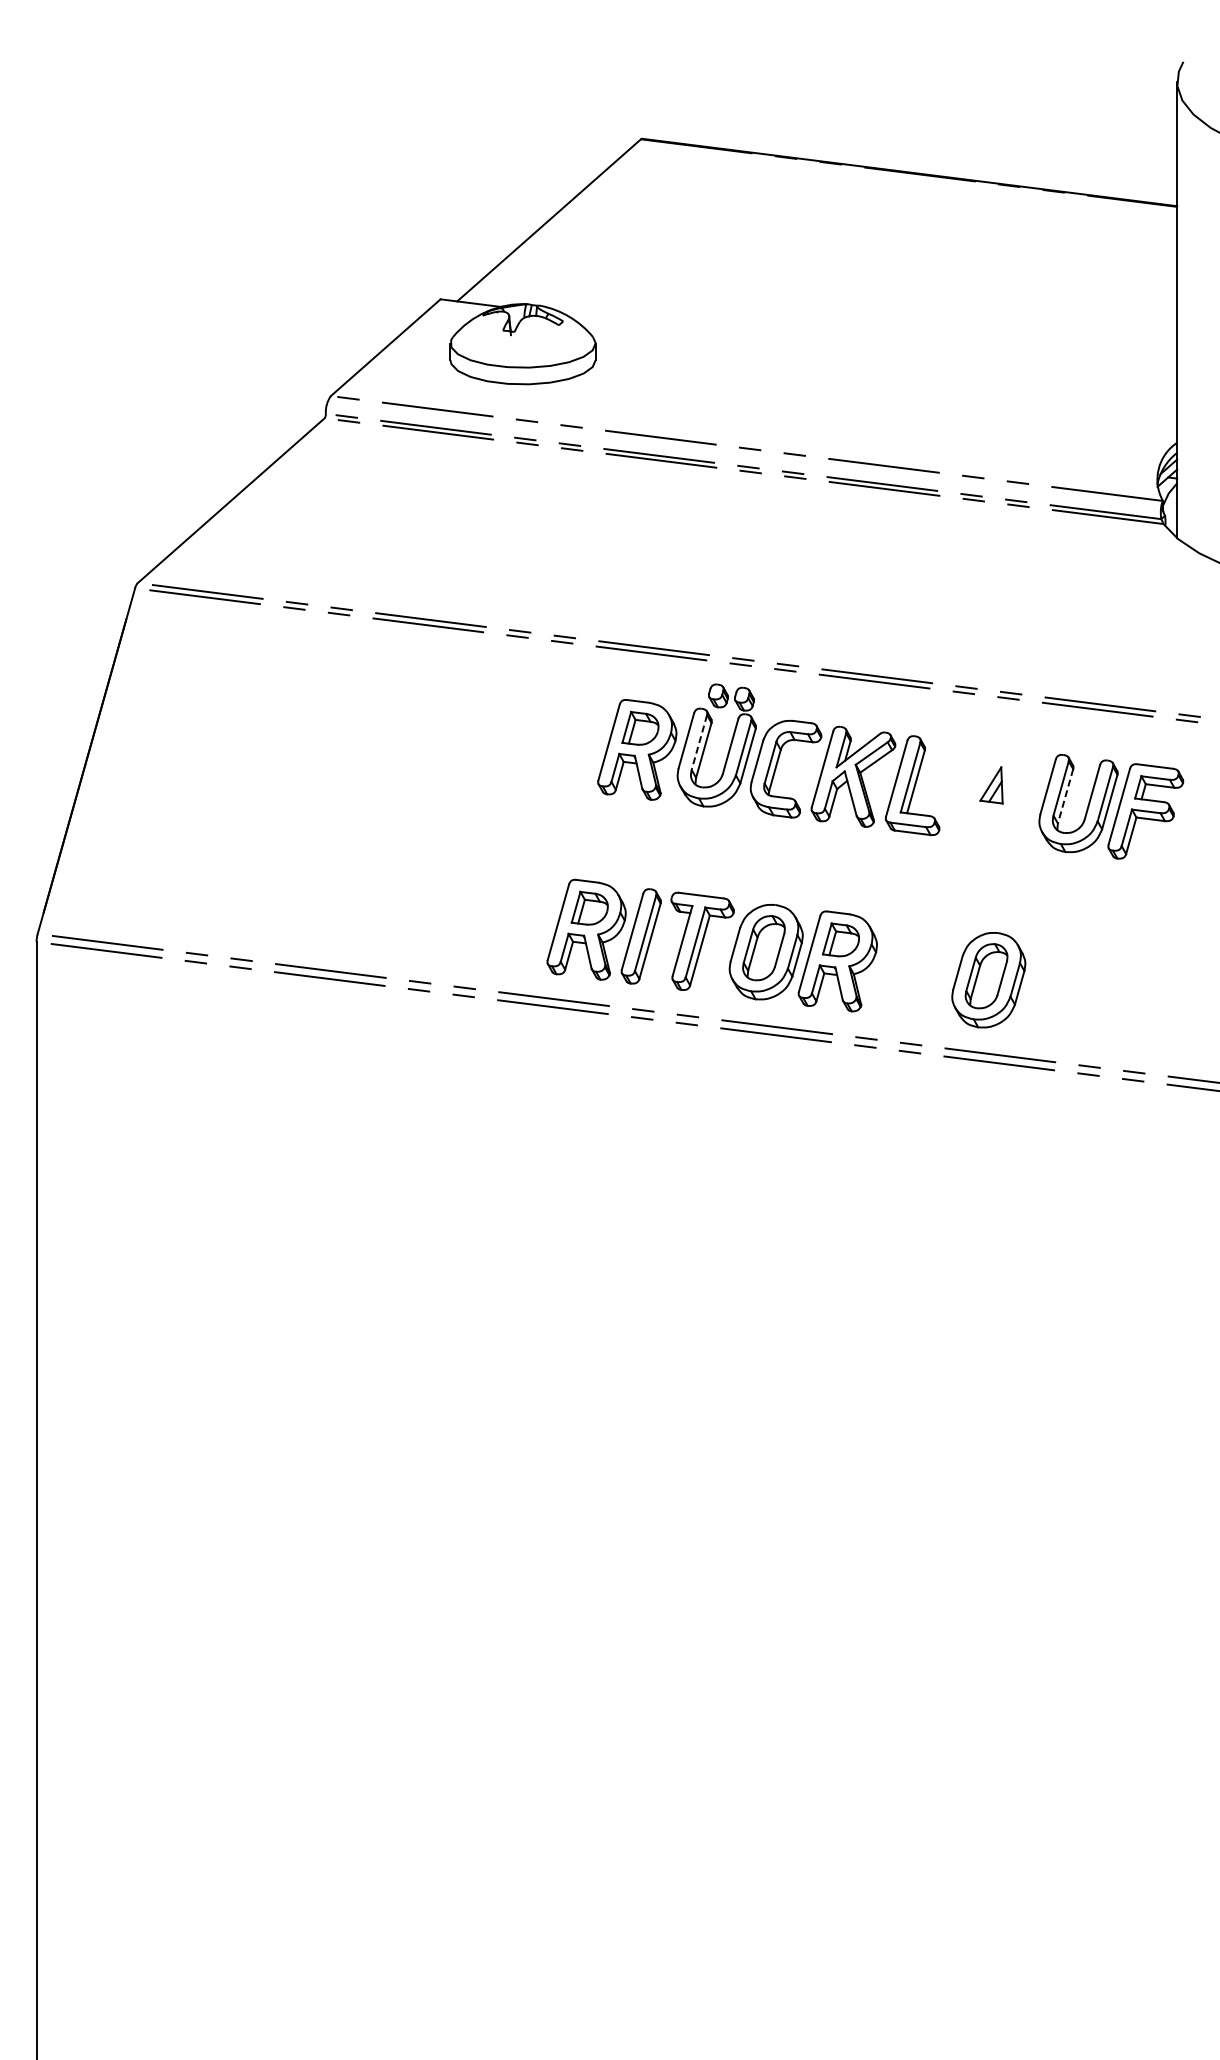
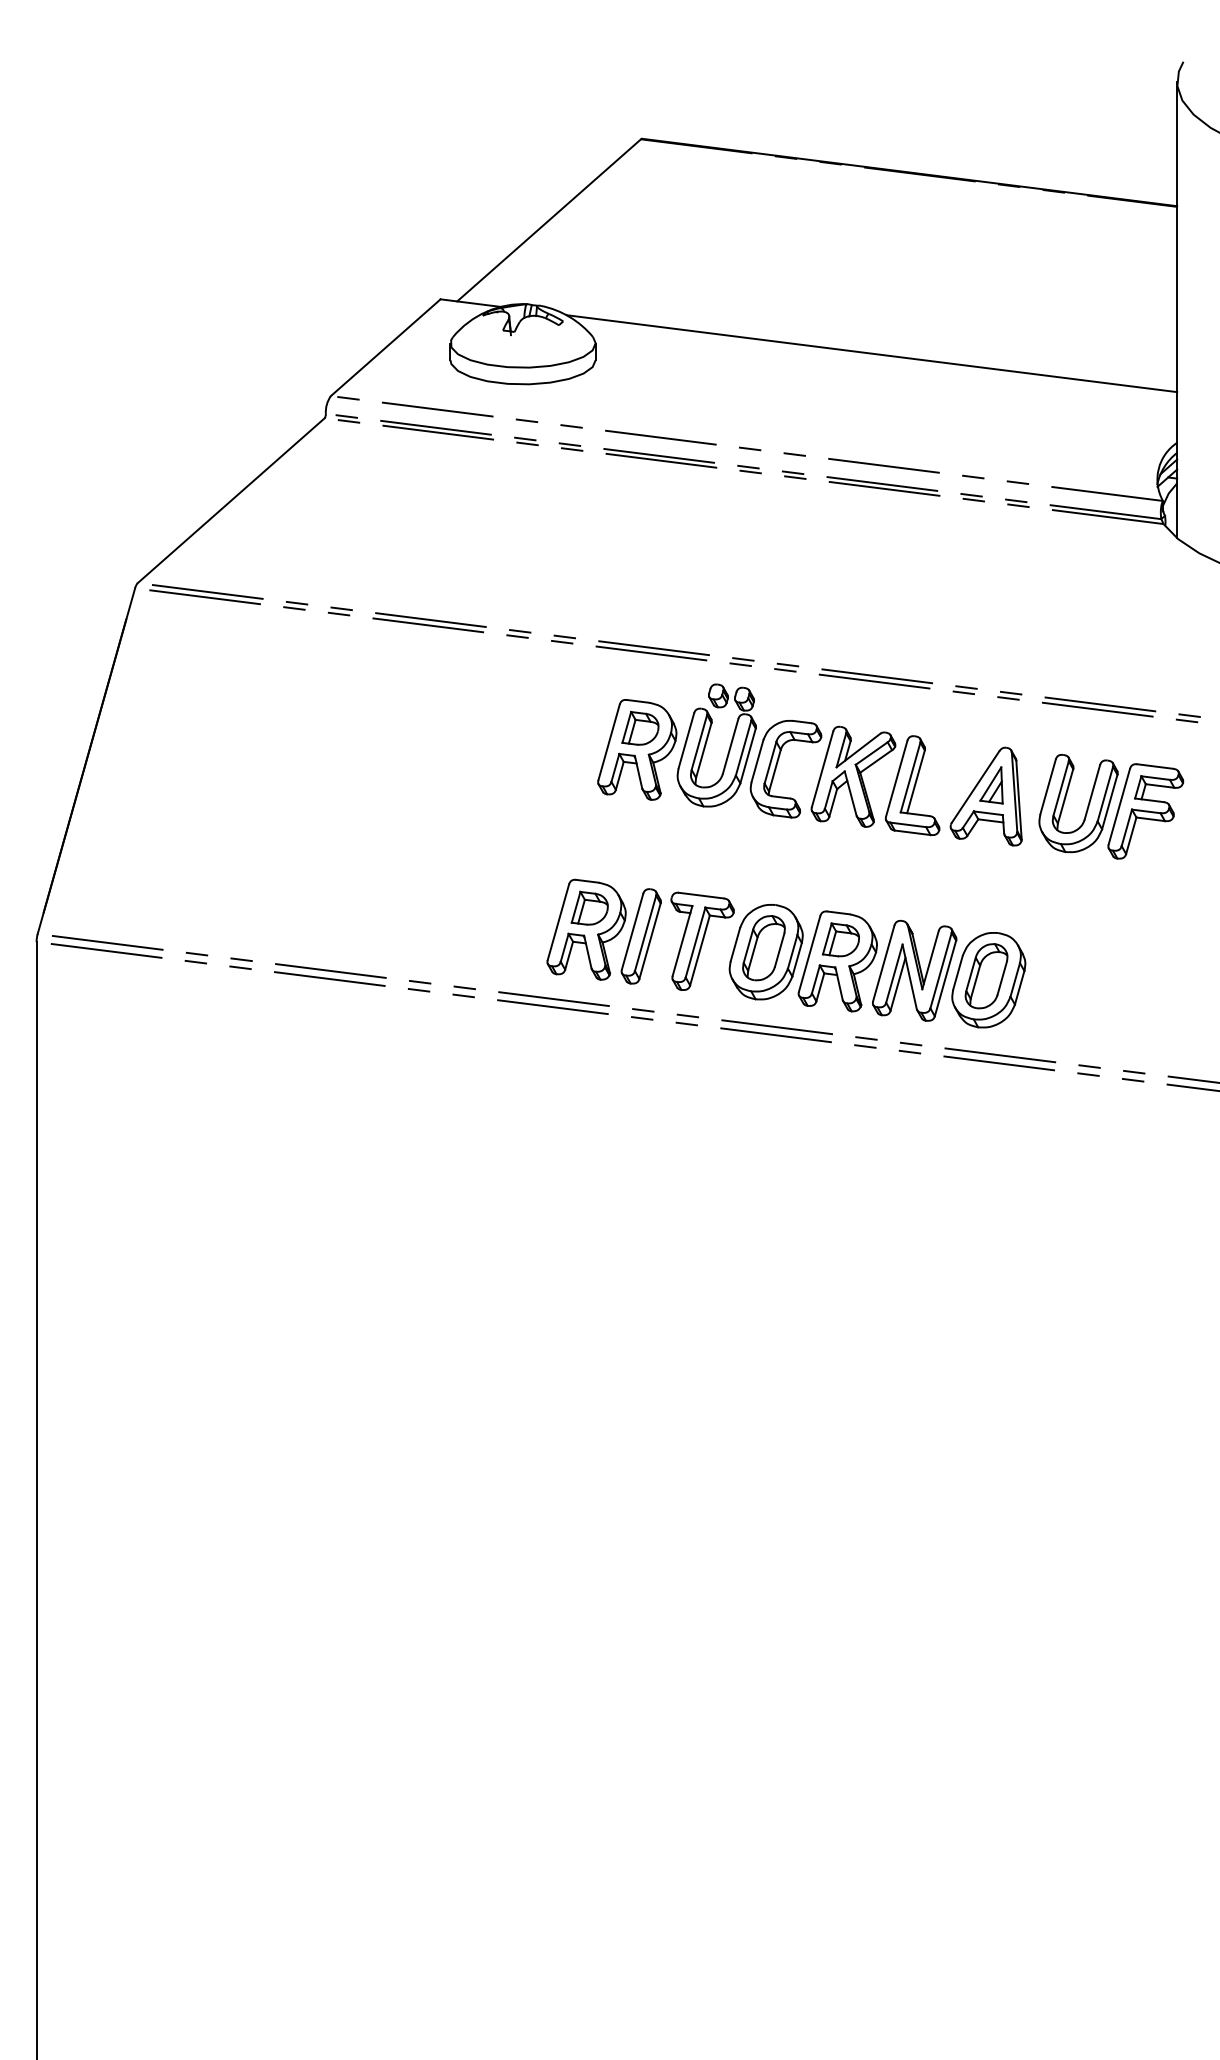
line: none -> present (871, 353)
line: dashed -> solid (699, 742)
part: none -> present (985, 796)
line: dashed -> solid (1065, 796)
part: none -> present (914, 970)
